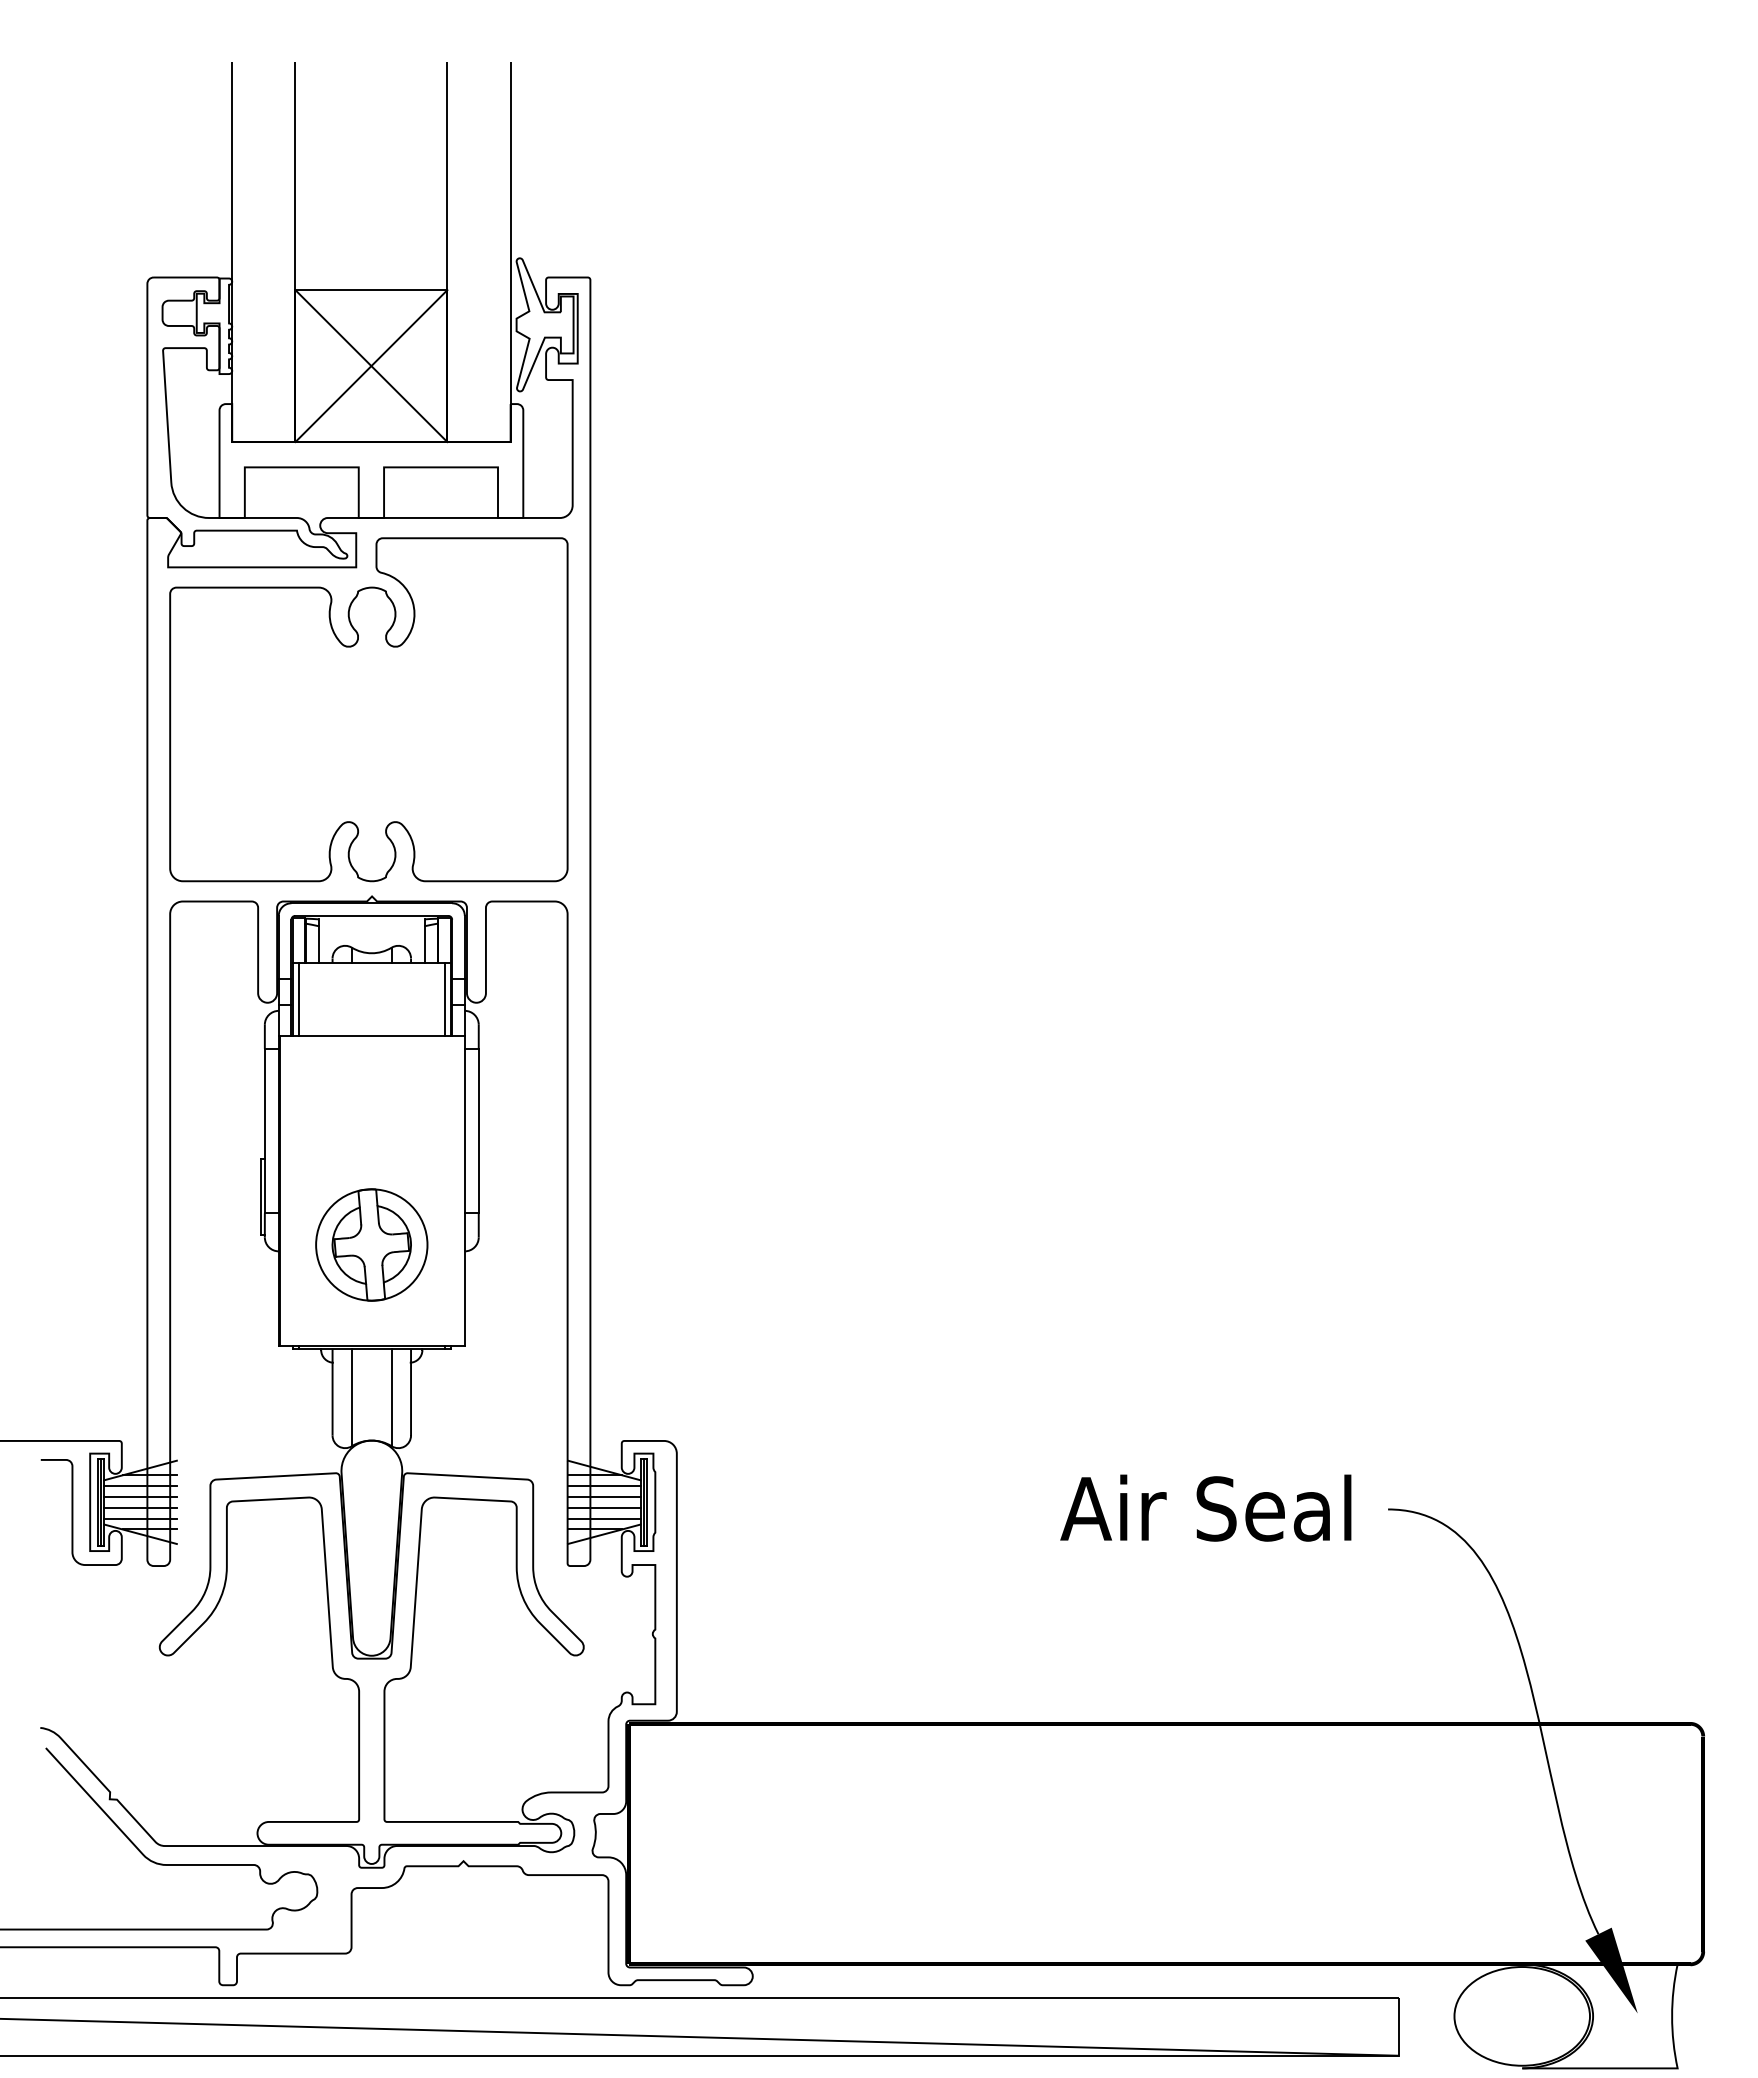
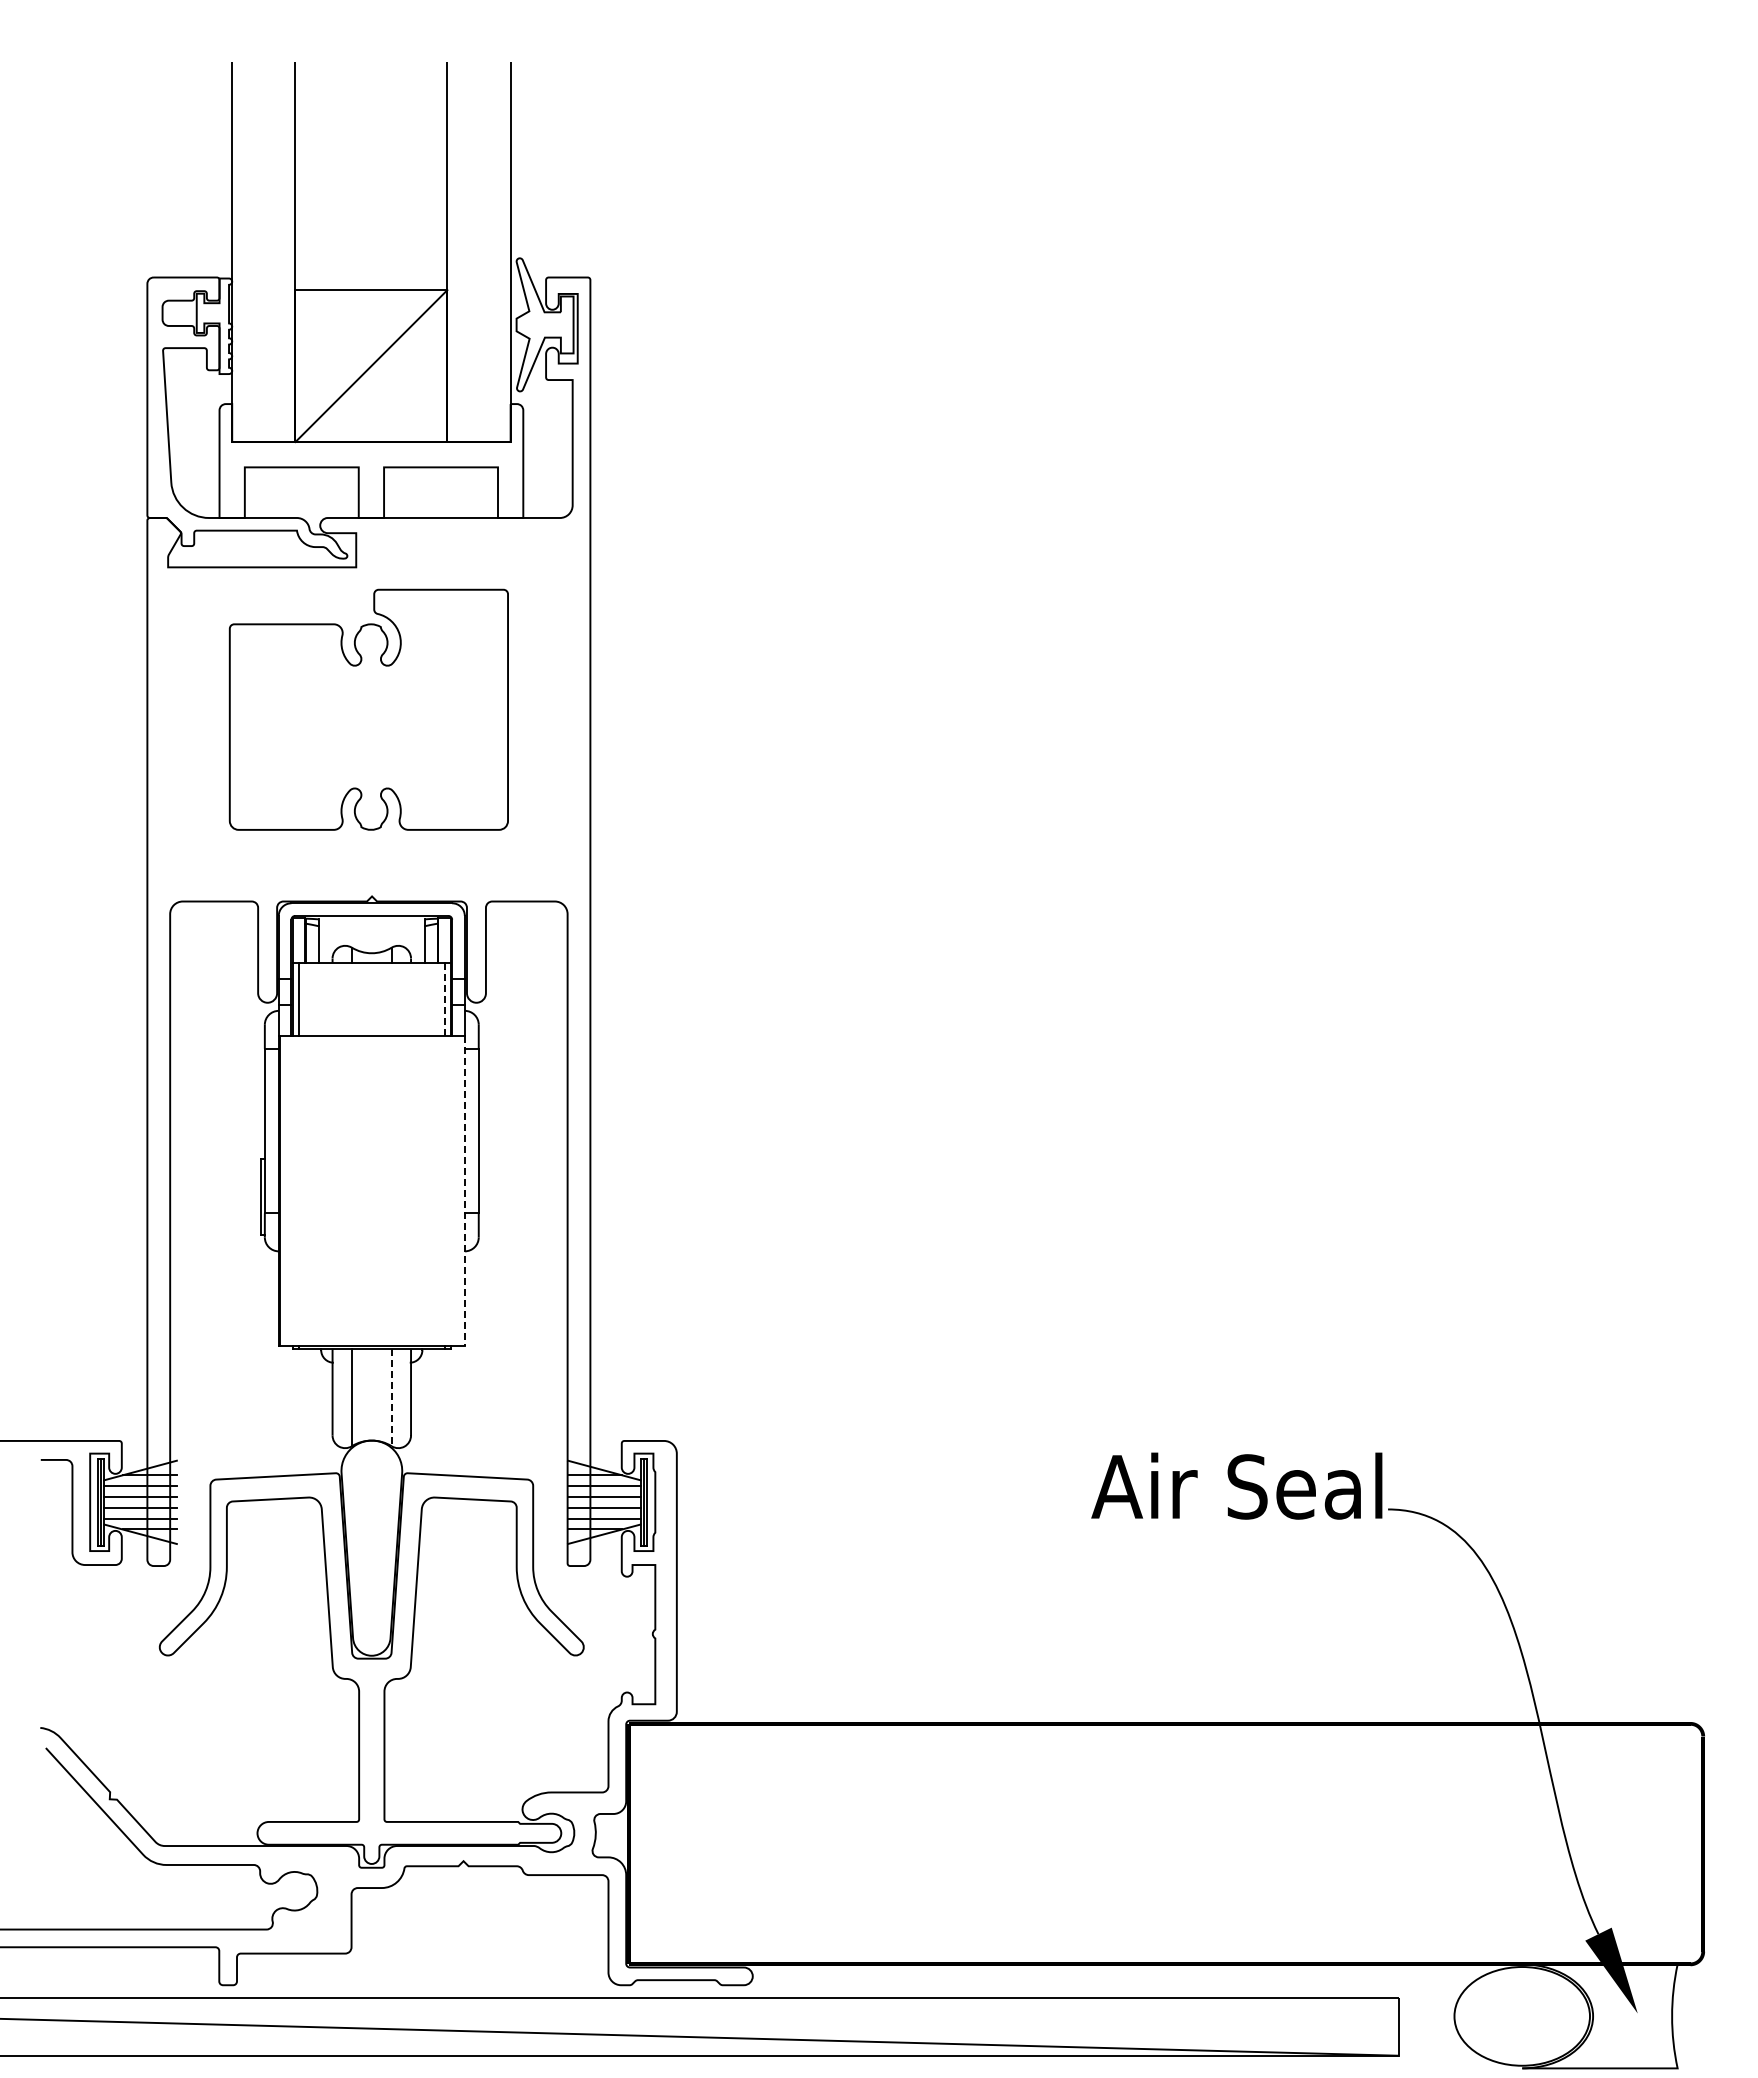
line: present -> none (371, 366)
part size: 400x346 px -> 281x243 px (368, 709)
line: solid -> dashed (444, 999)
line: solid -> dashed (464, 1191)
part: present -> none (371, 1244)
line: solid -> dashed (391, 1397)
text position: (1205, 1507) -> (1236, 1485) (1236, 1485)
